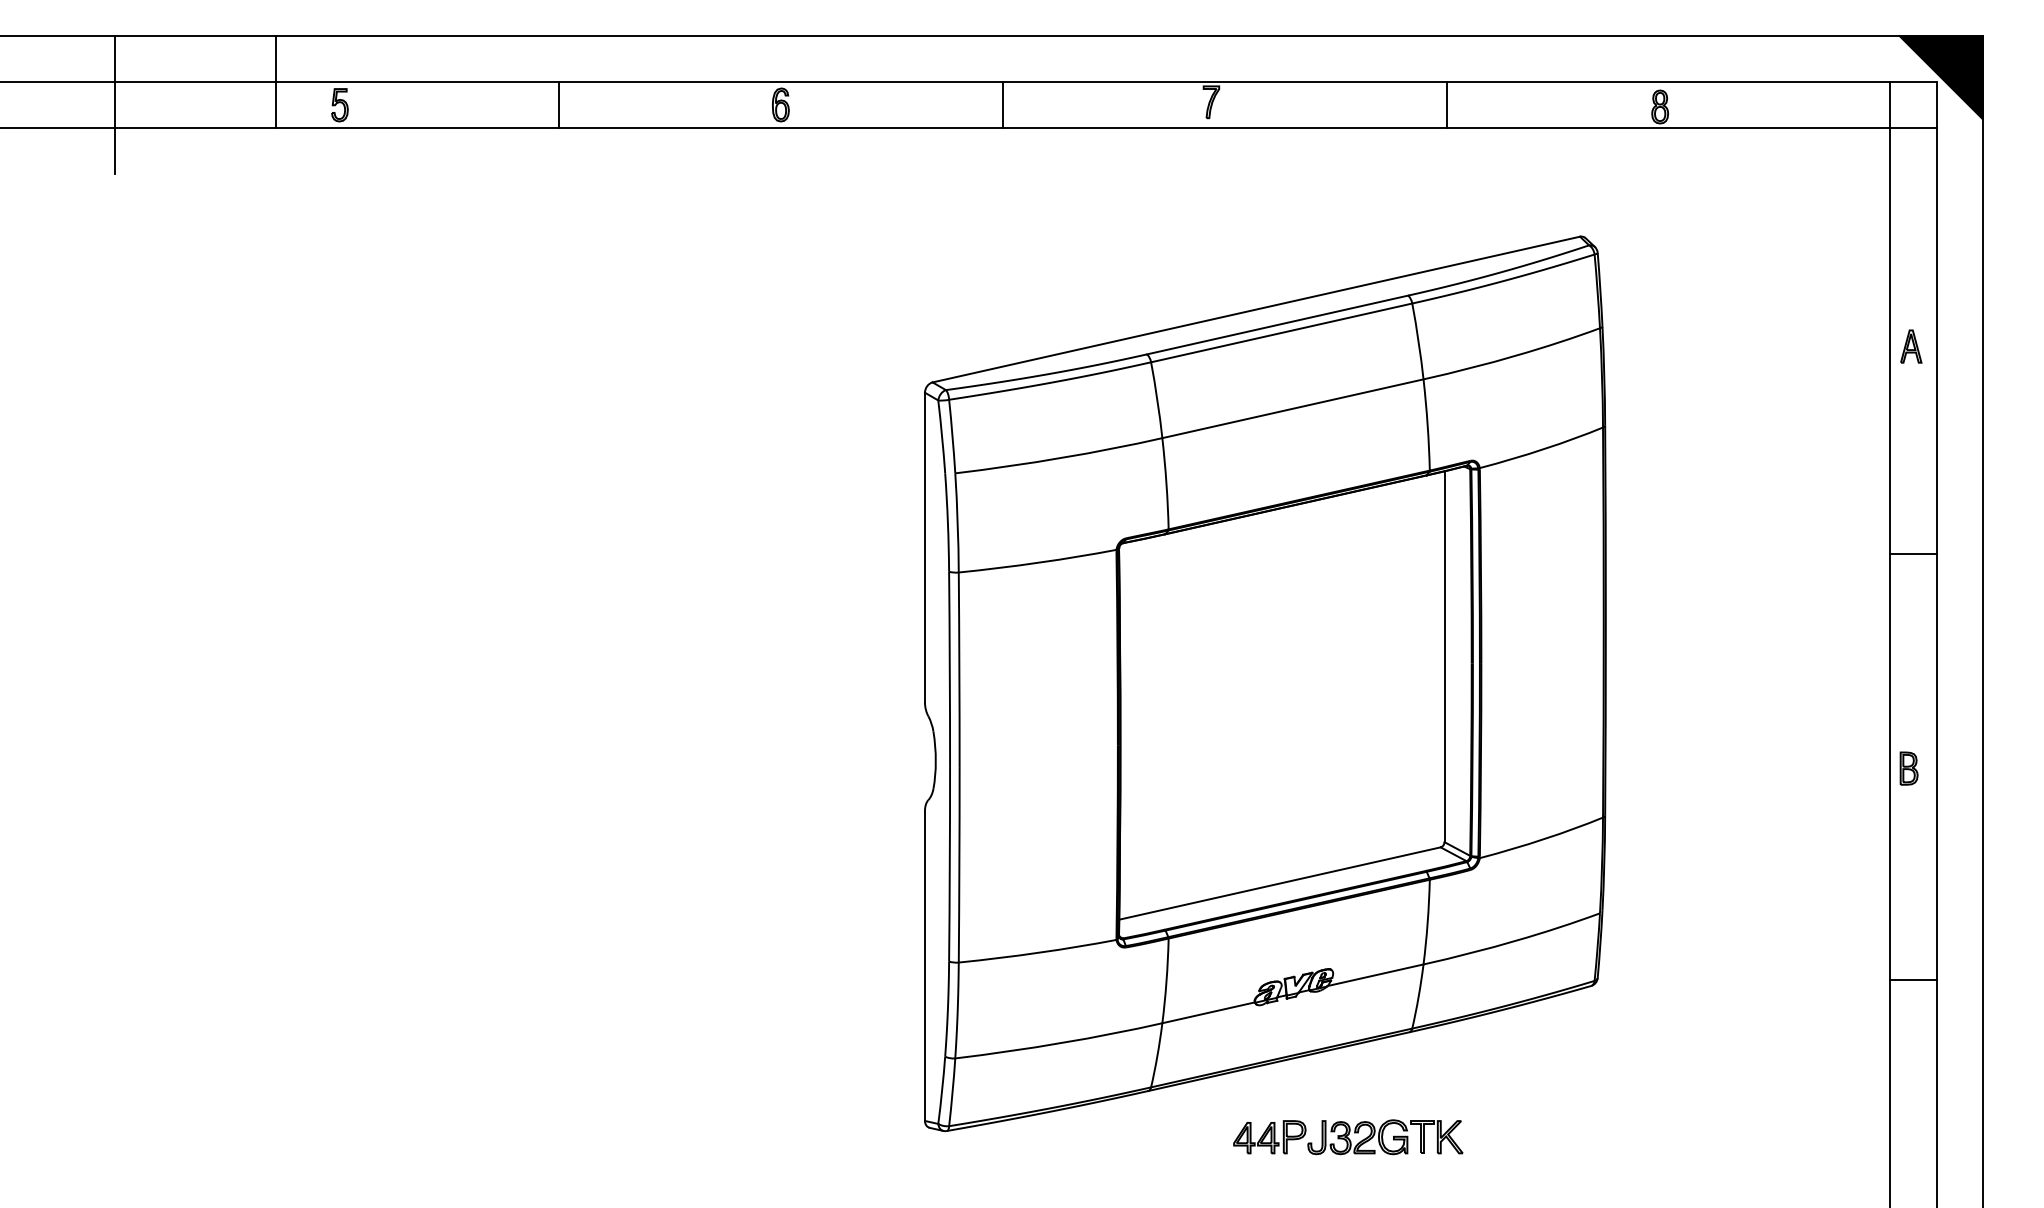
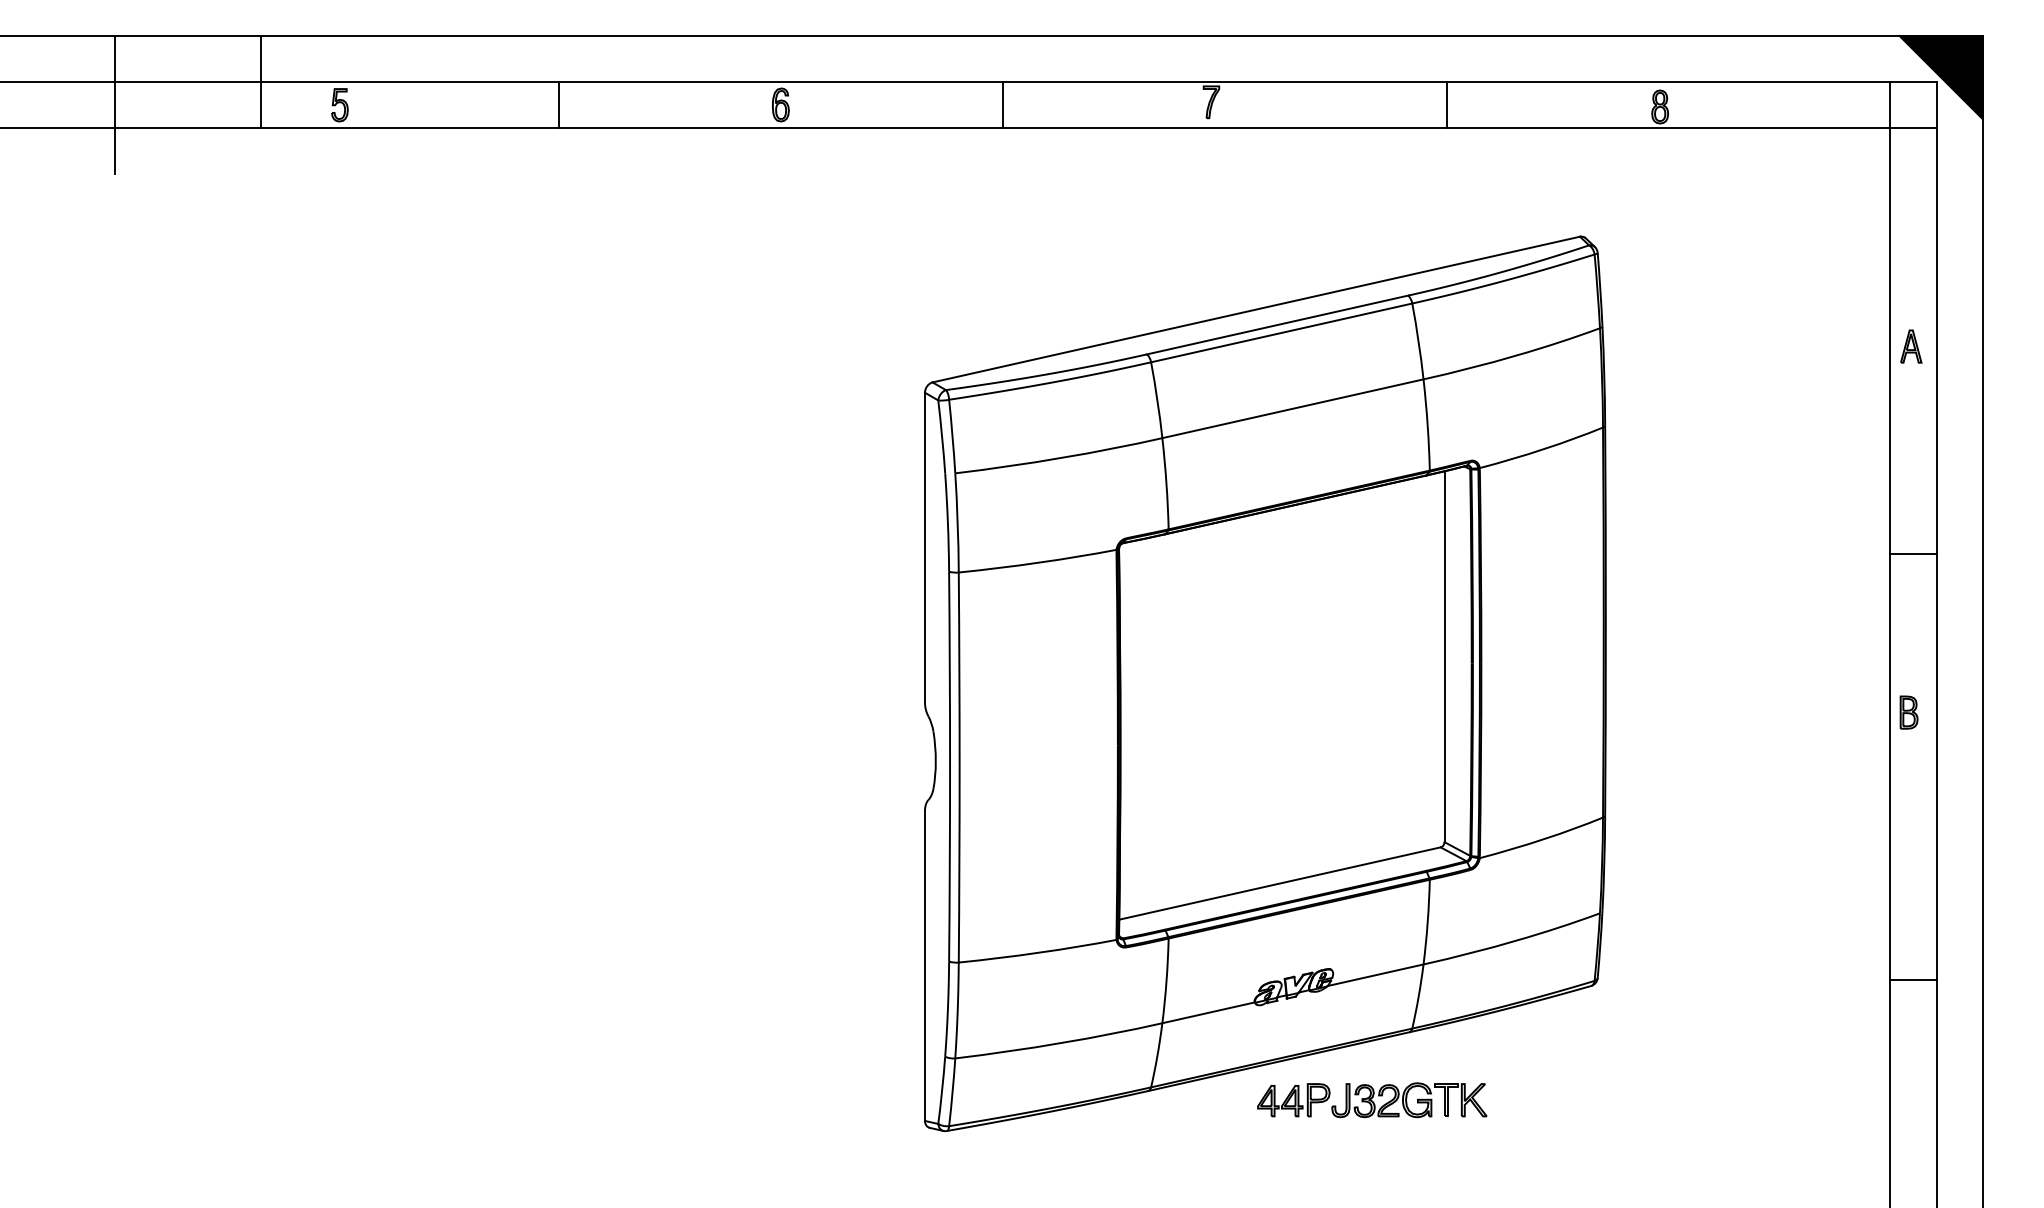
line position: (276, 82) -> (261, 82) (261, 82)
part position: (1908, 768) -> (1908, 712) (1908, 712)
part position: (1348, 1137) -> (1372, 1100) (1372, 1100)
